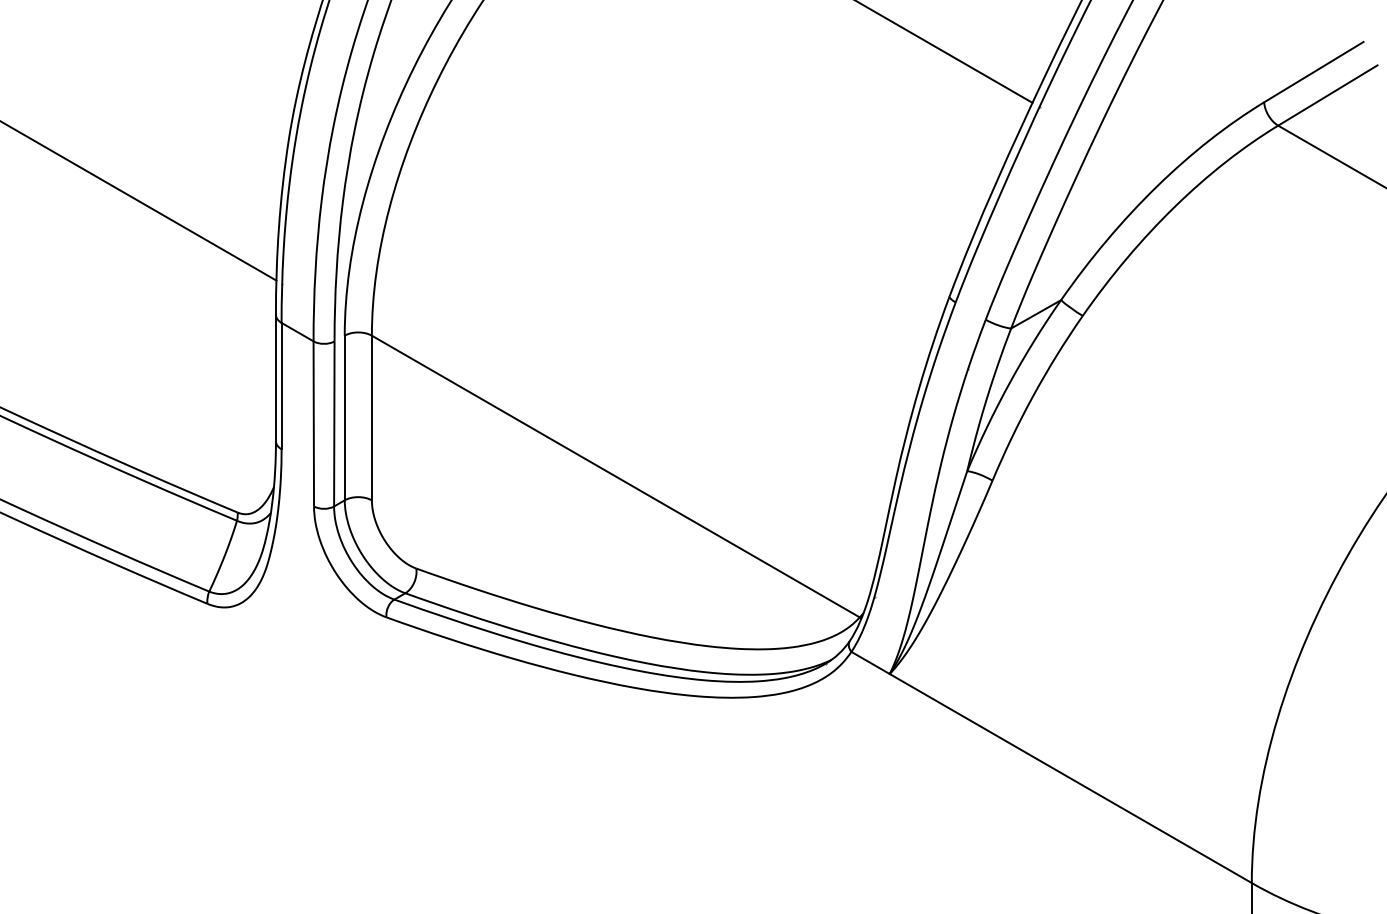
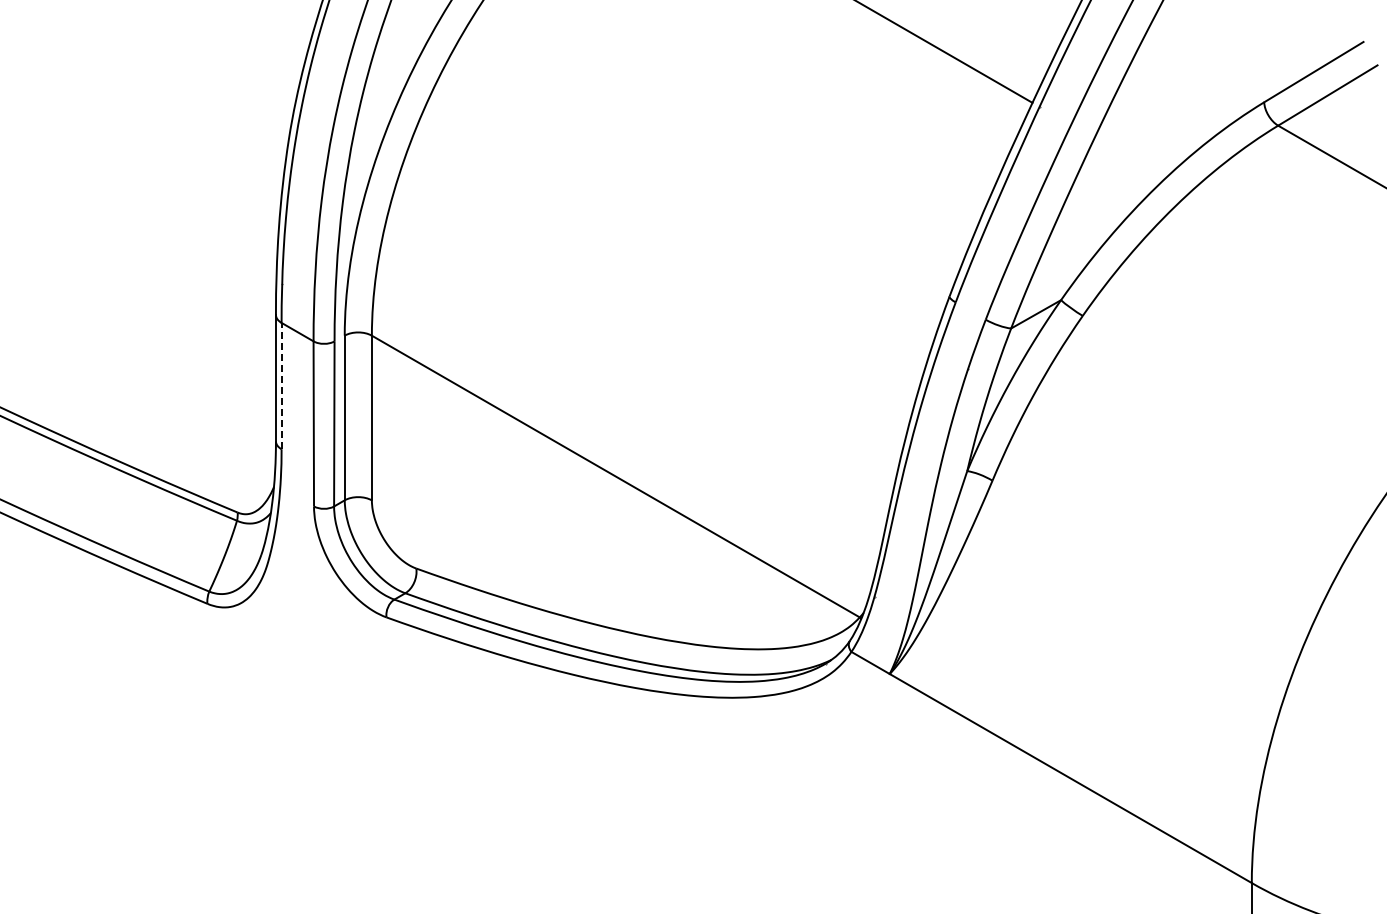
line: present -> none (139, 201)
line: solid -> dashed (281, 385)
